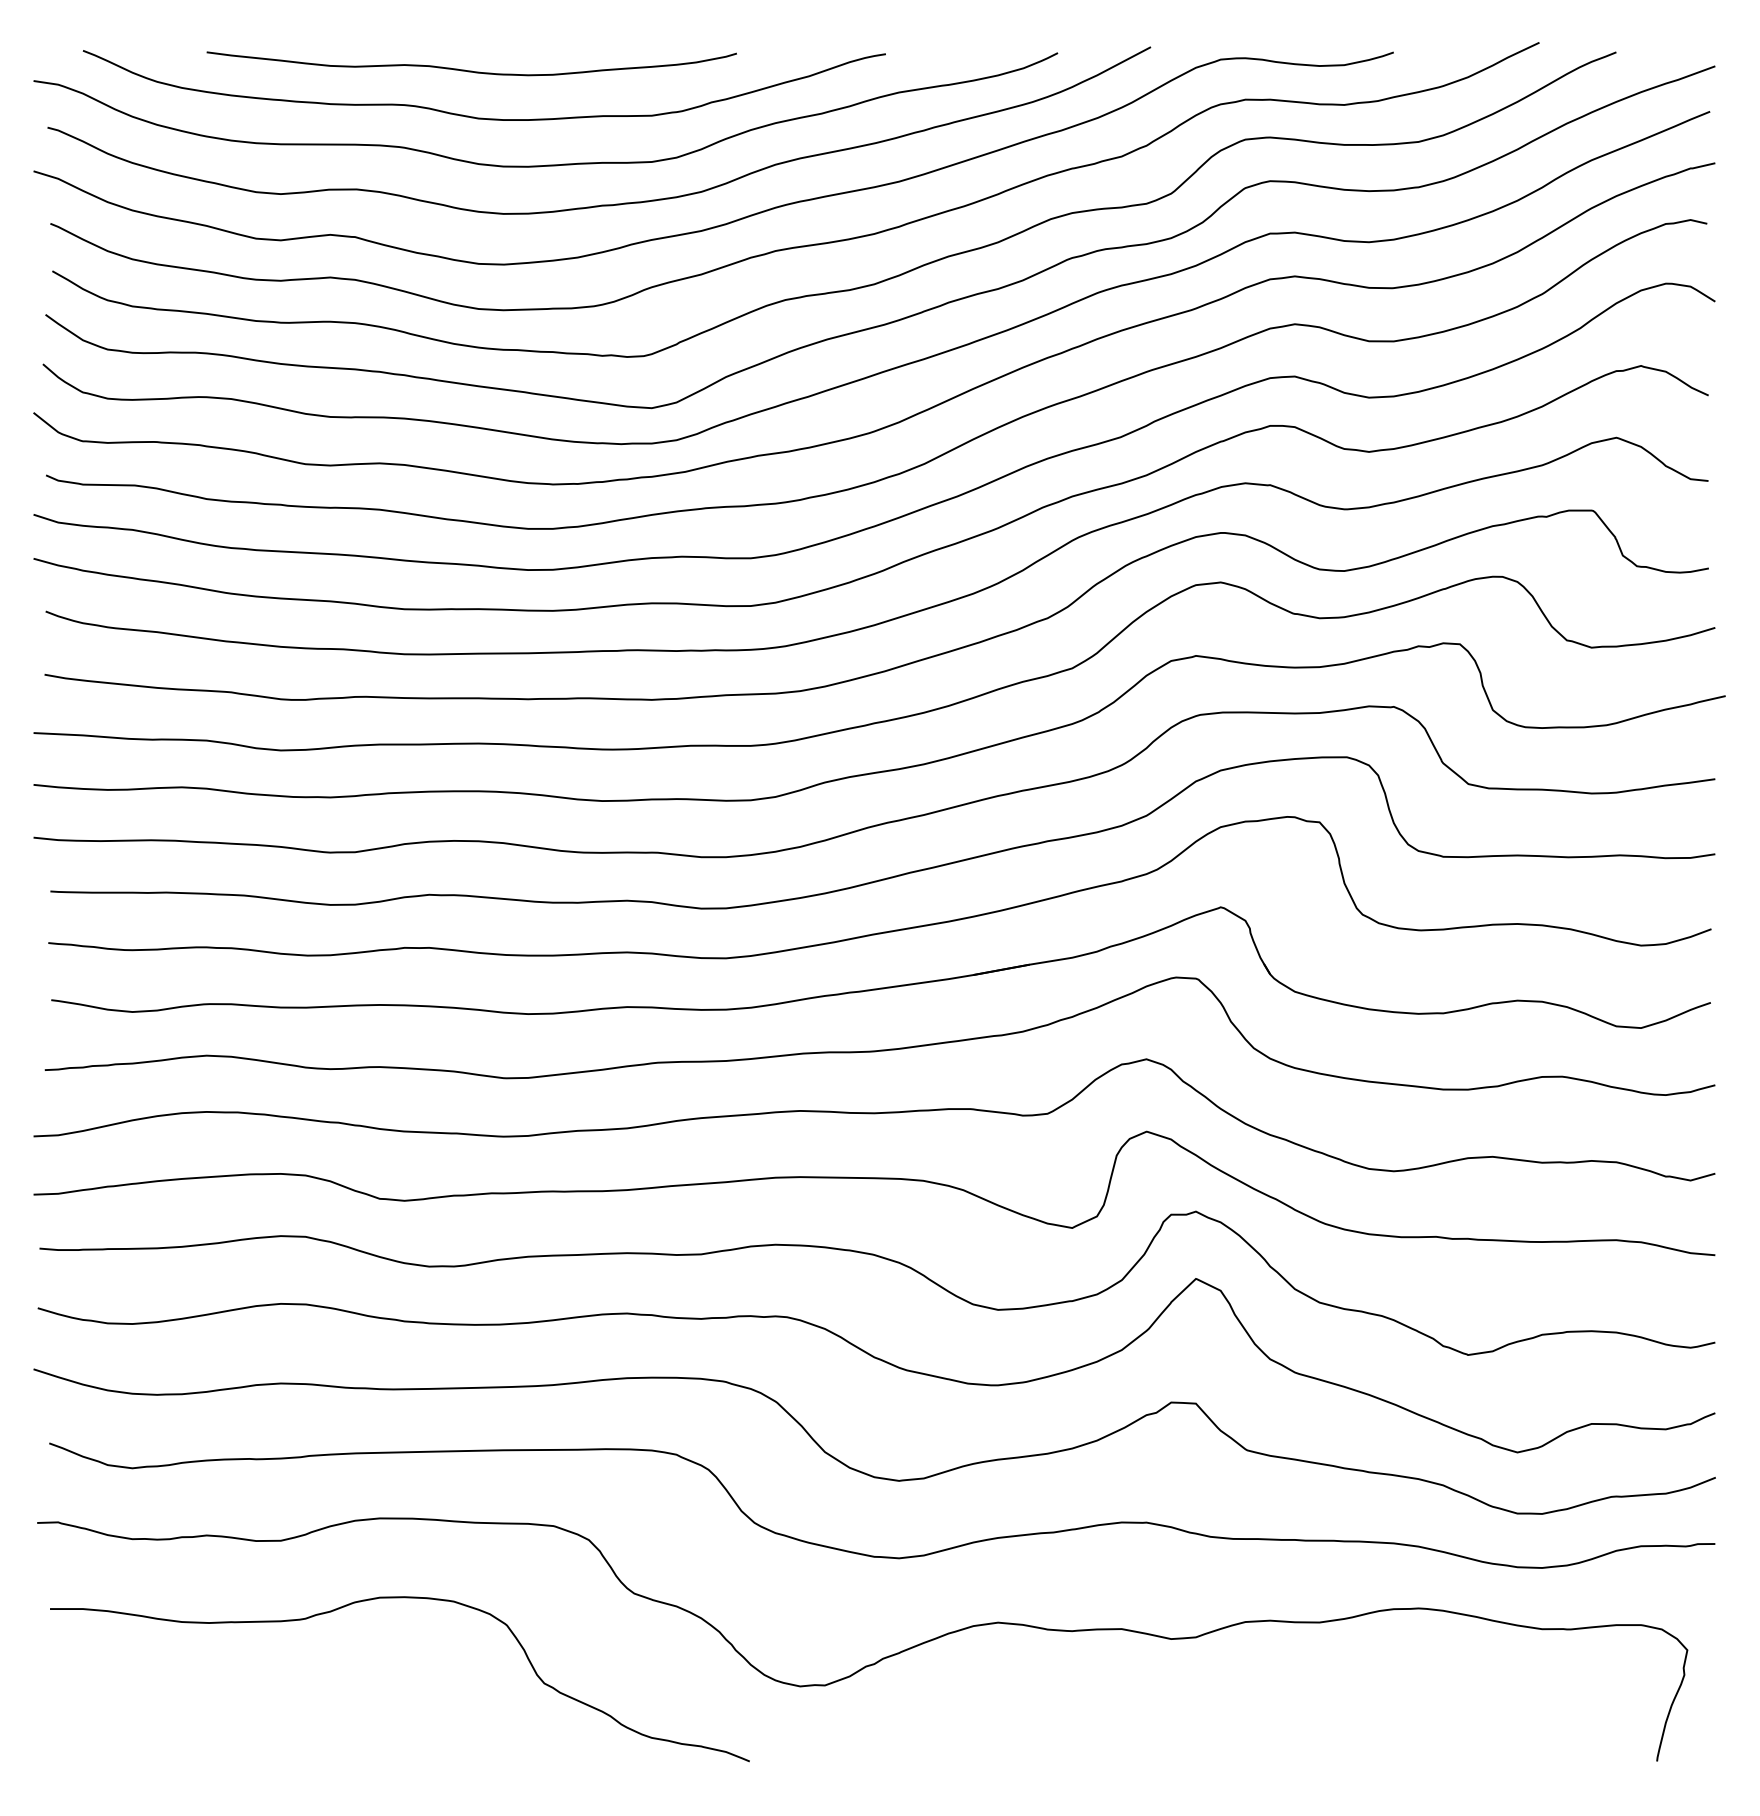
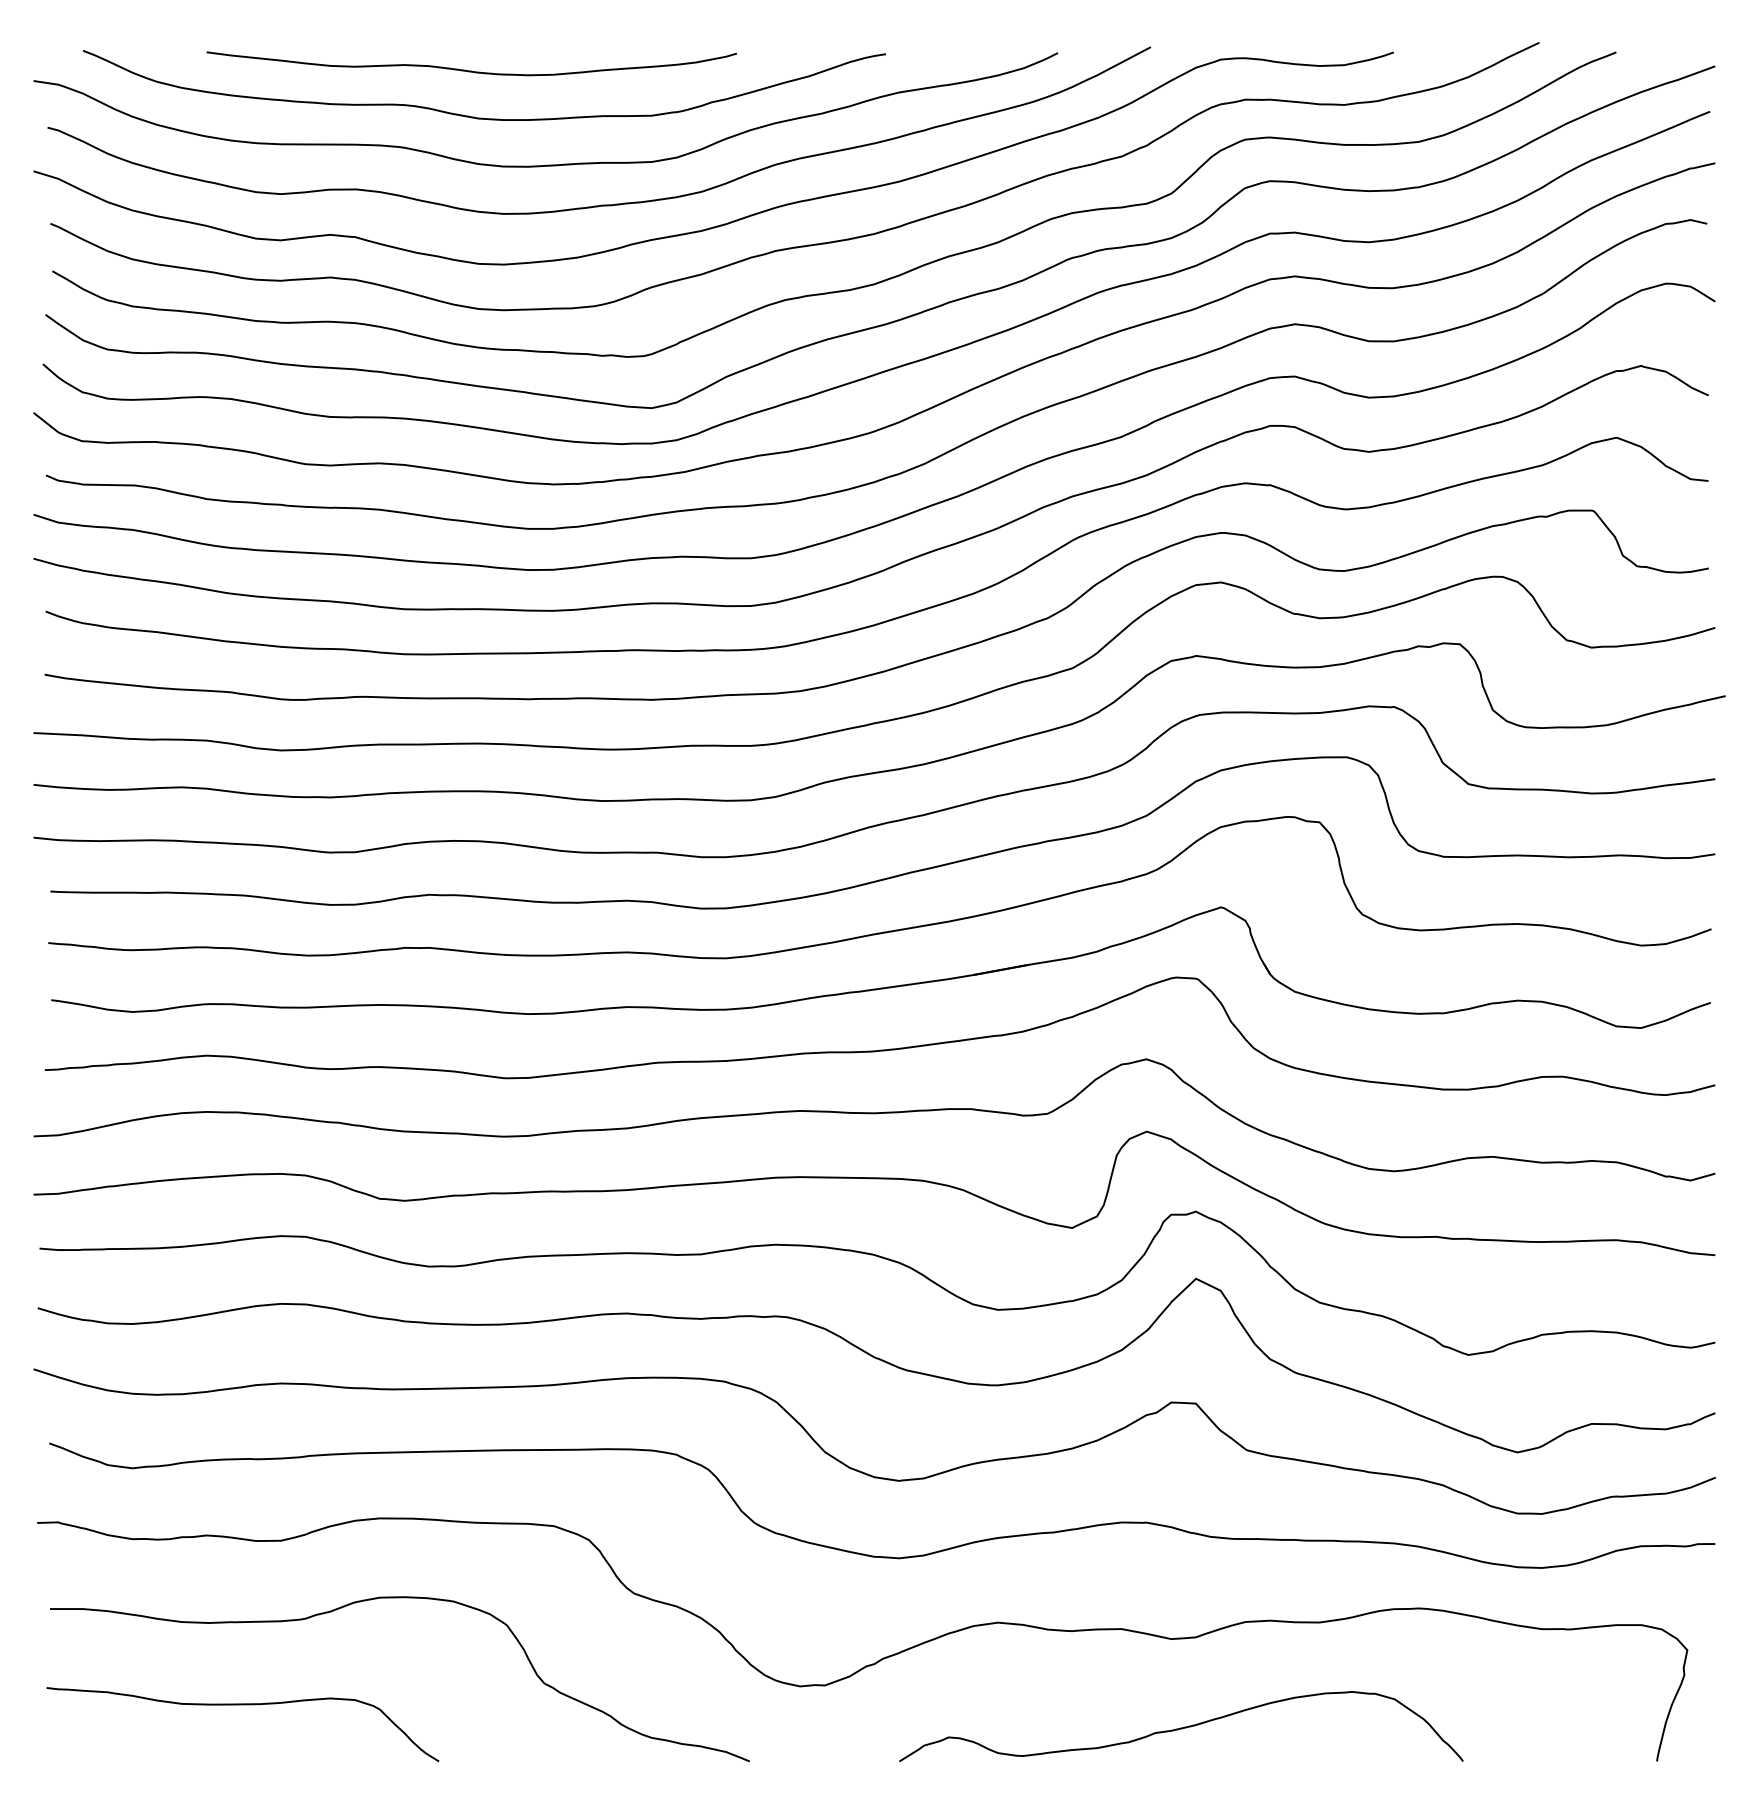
curve: none -> present (242, 1705)
curve: none -> present (1181, 1727)
